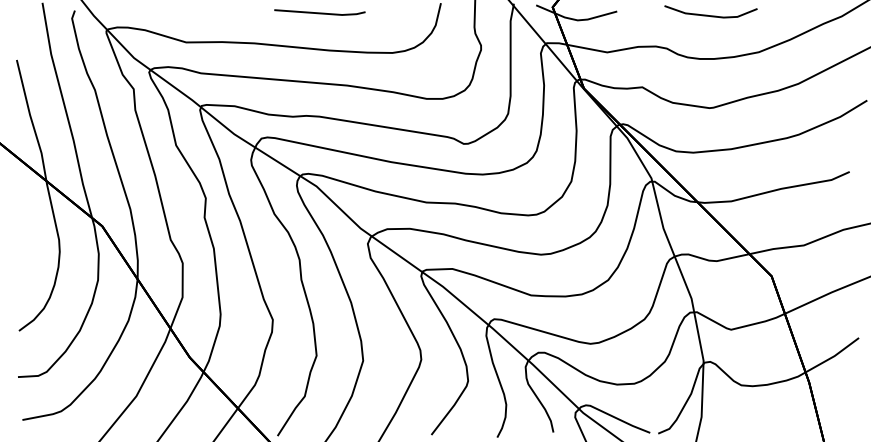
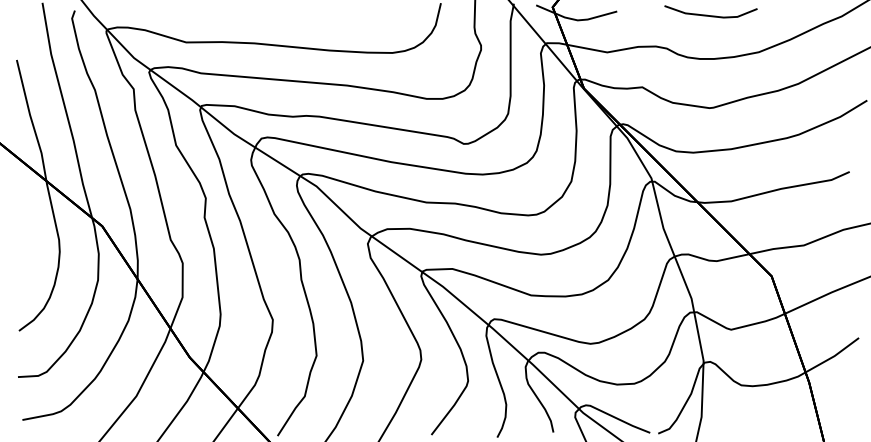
line: present -> none (319, 12)
